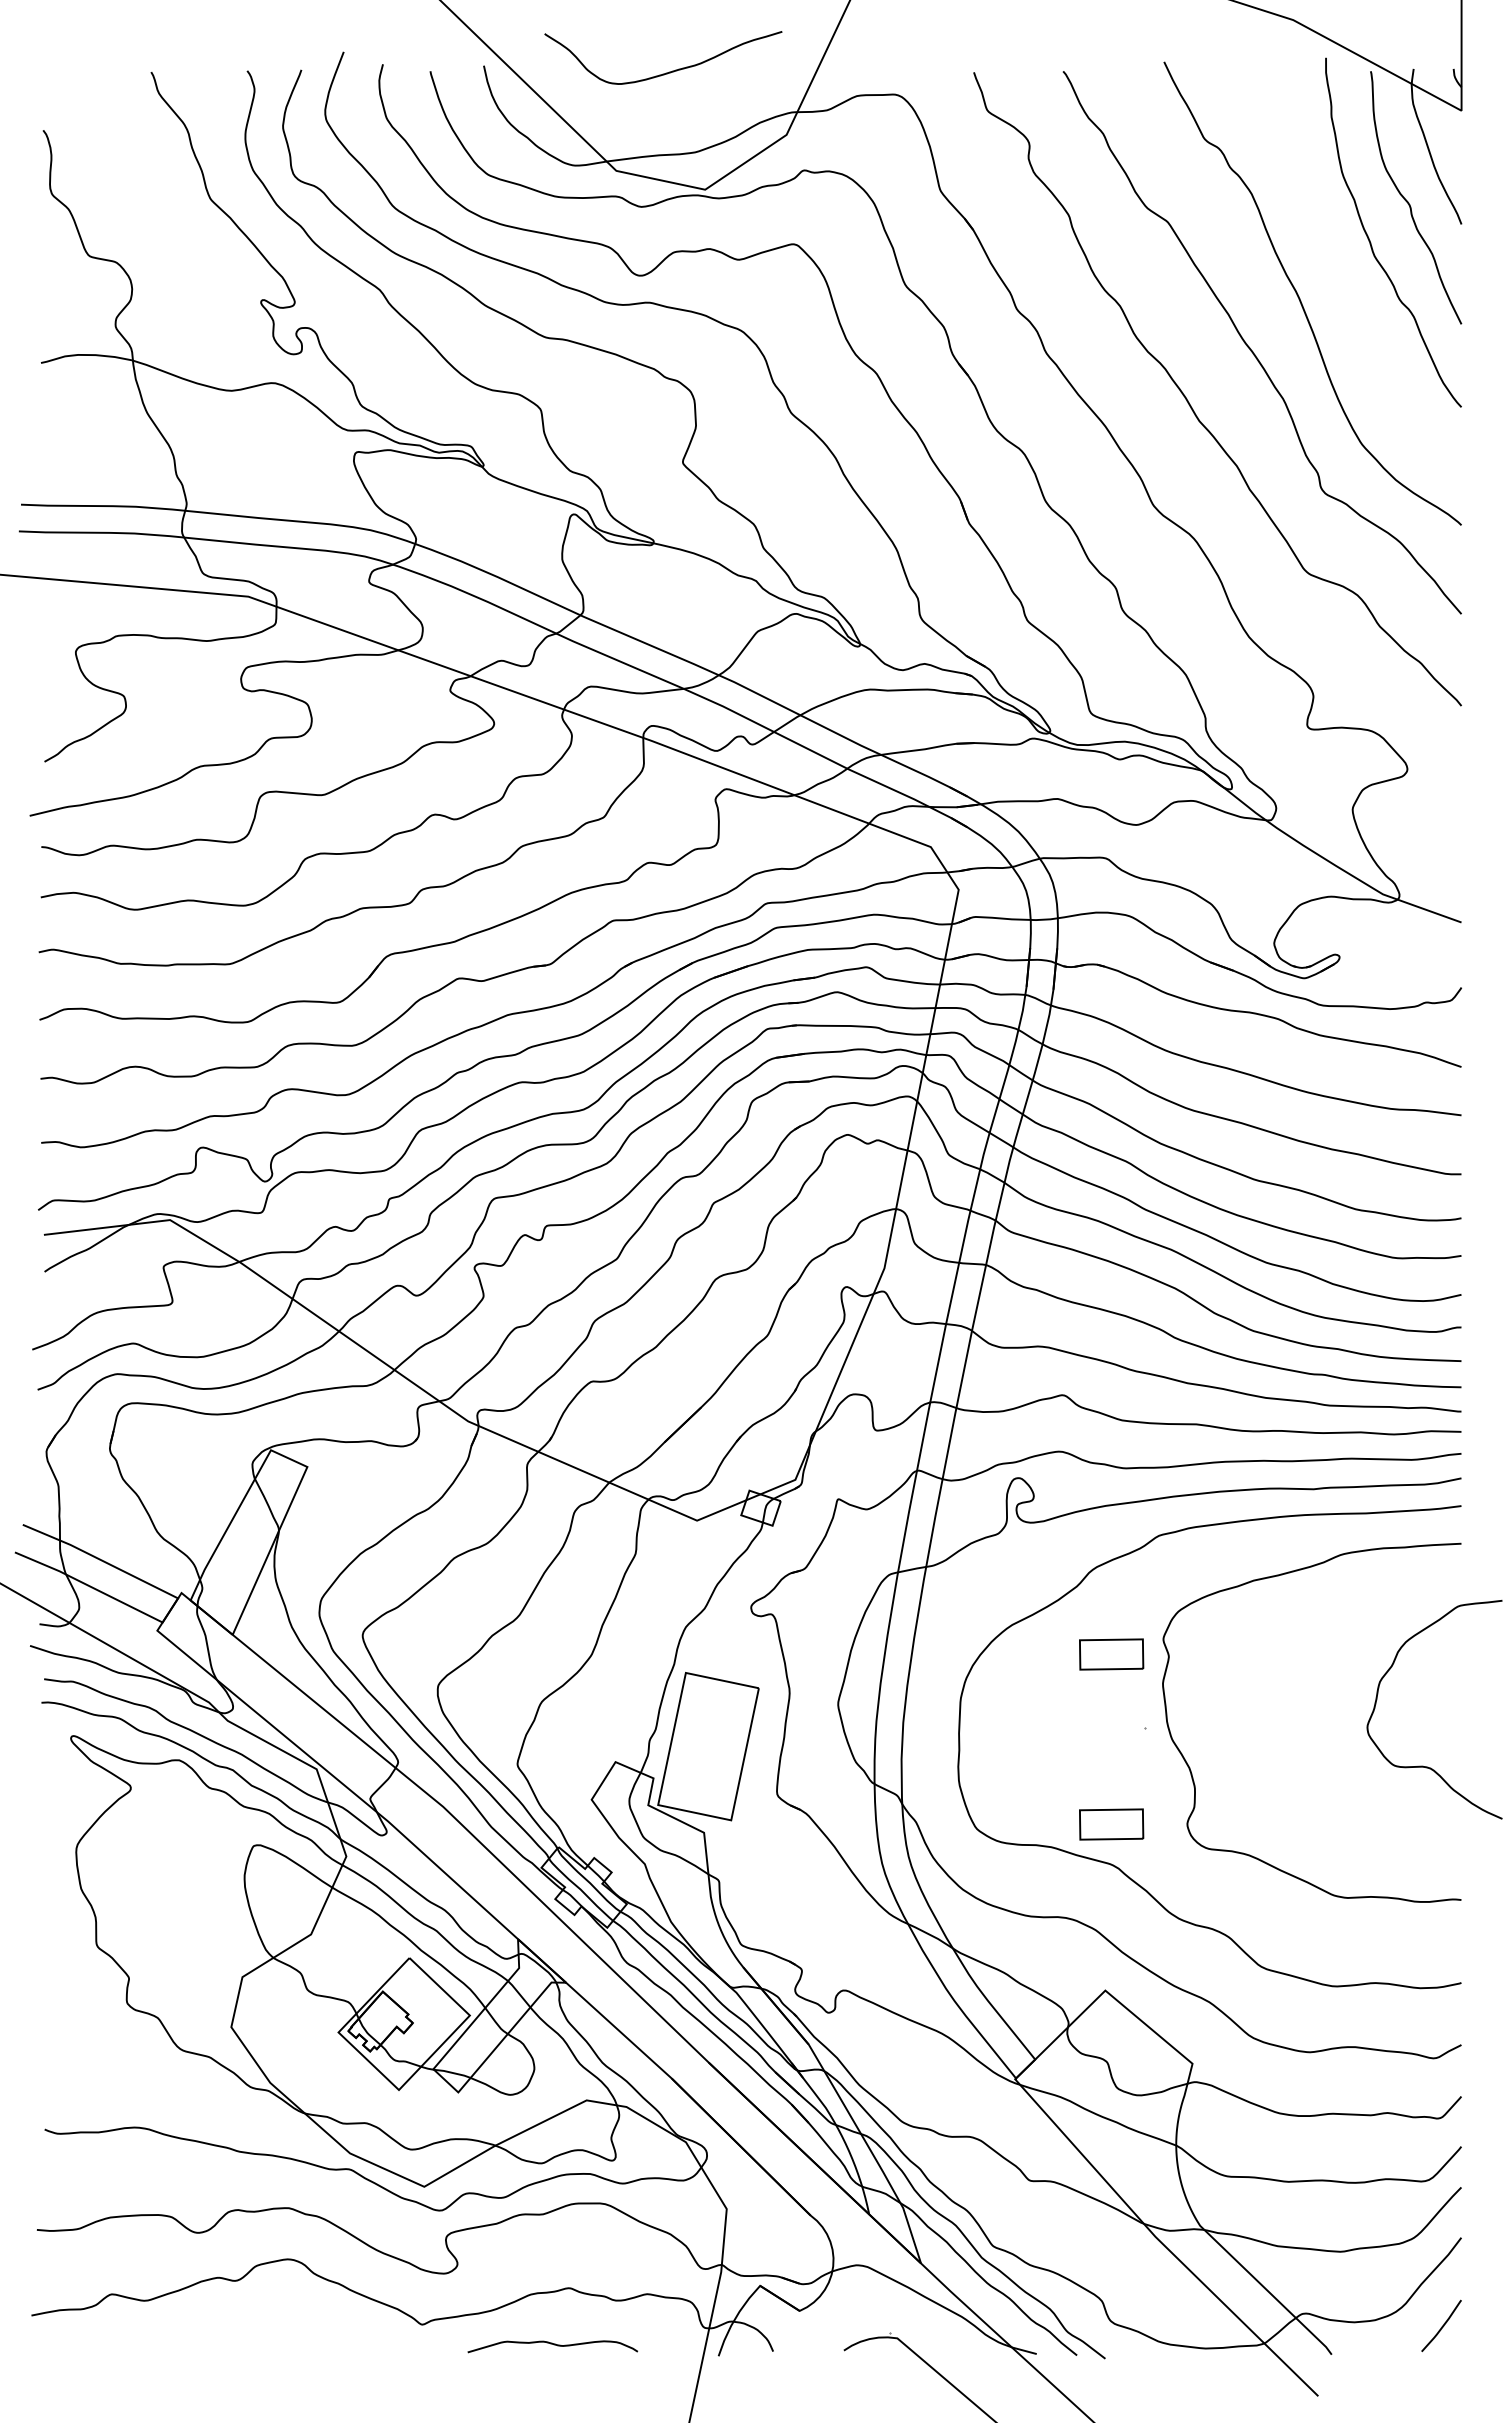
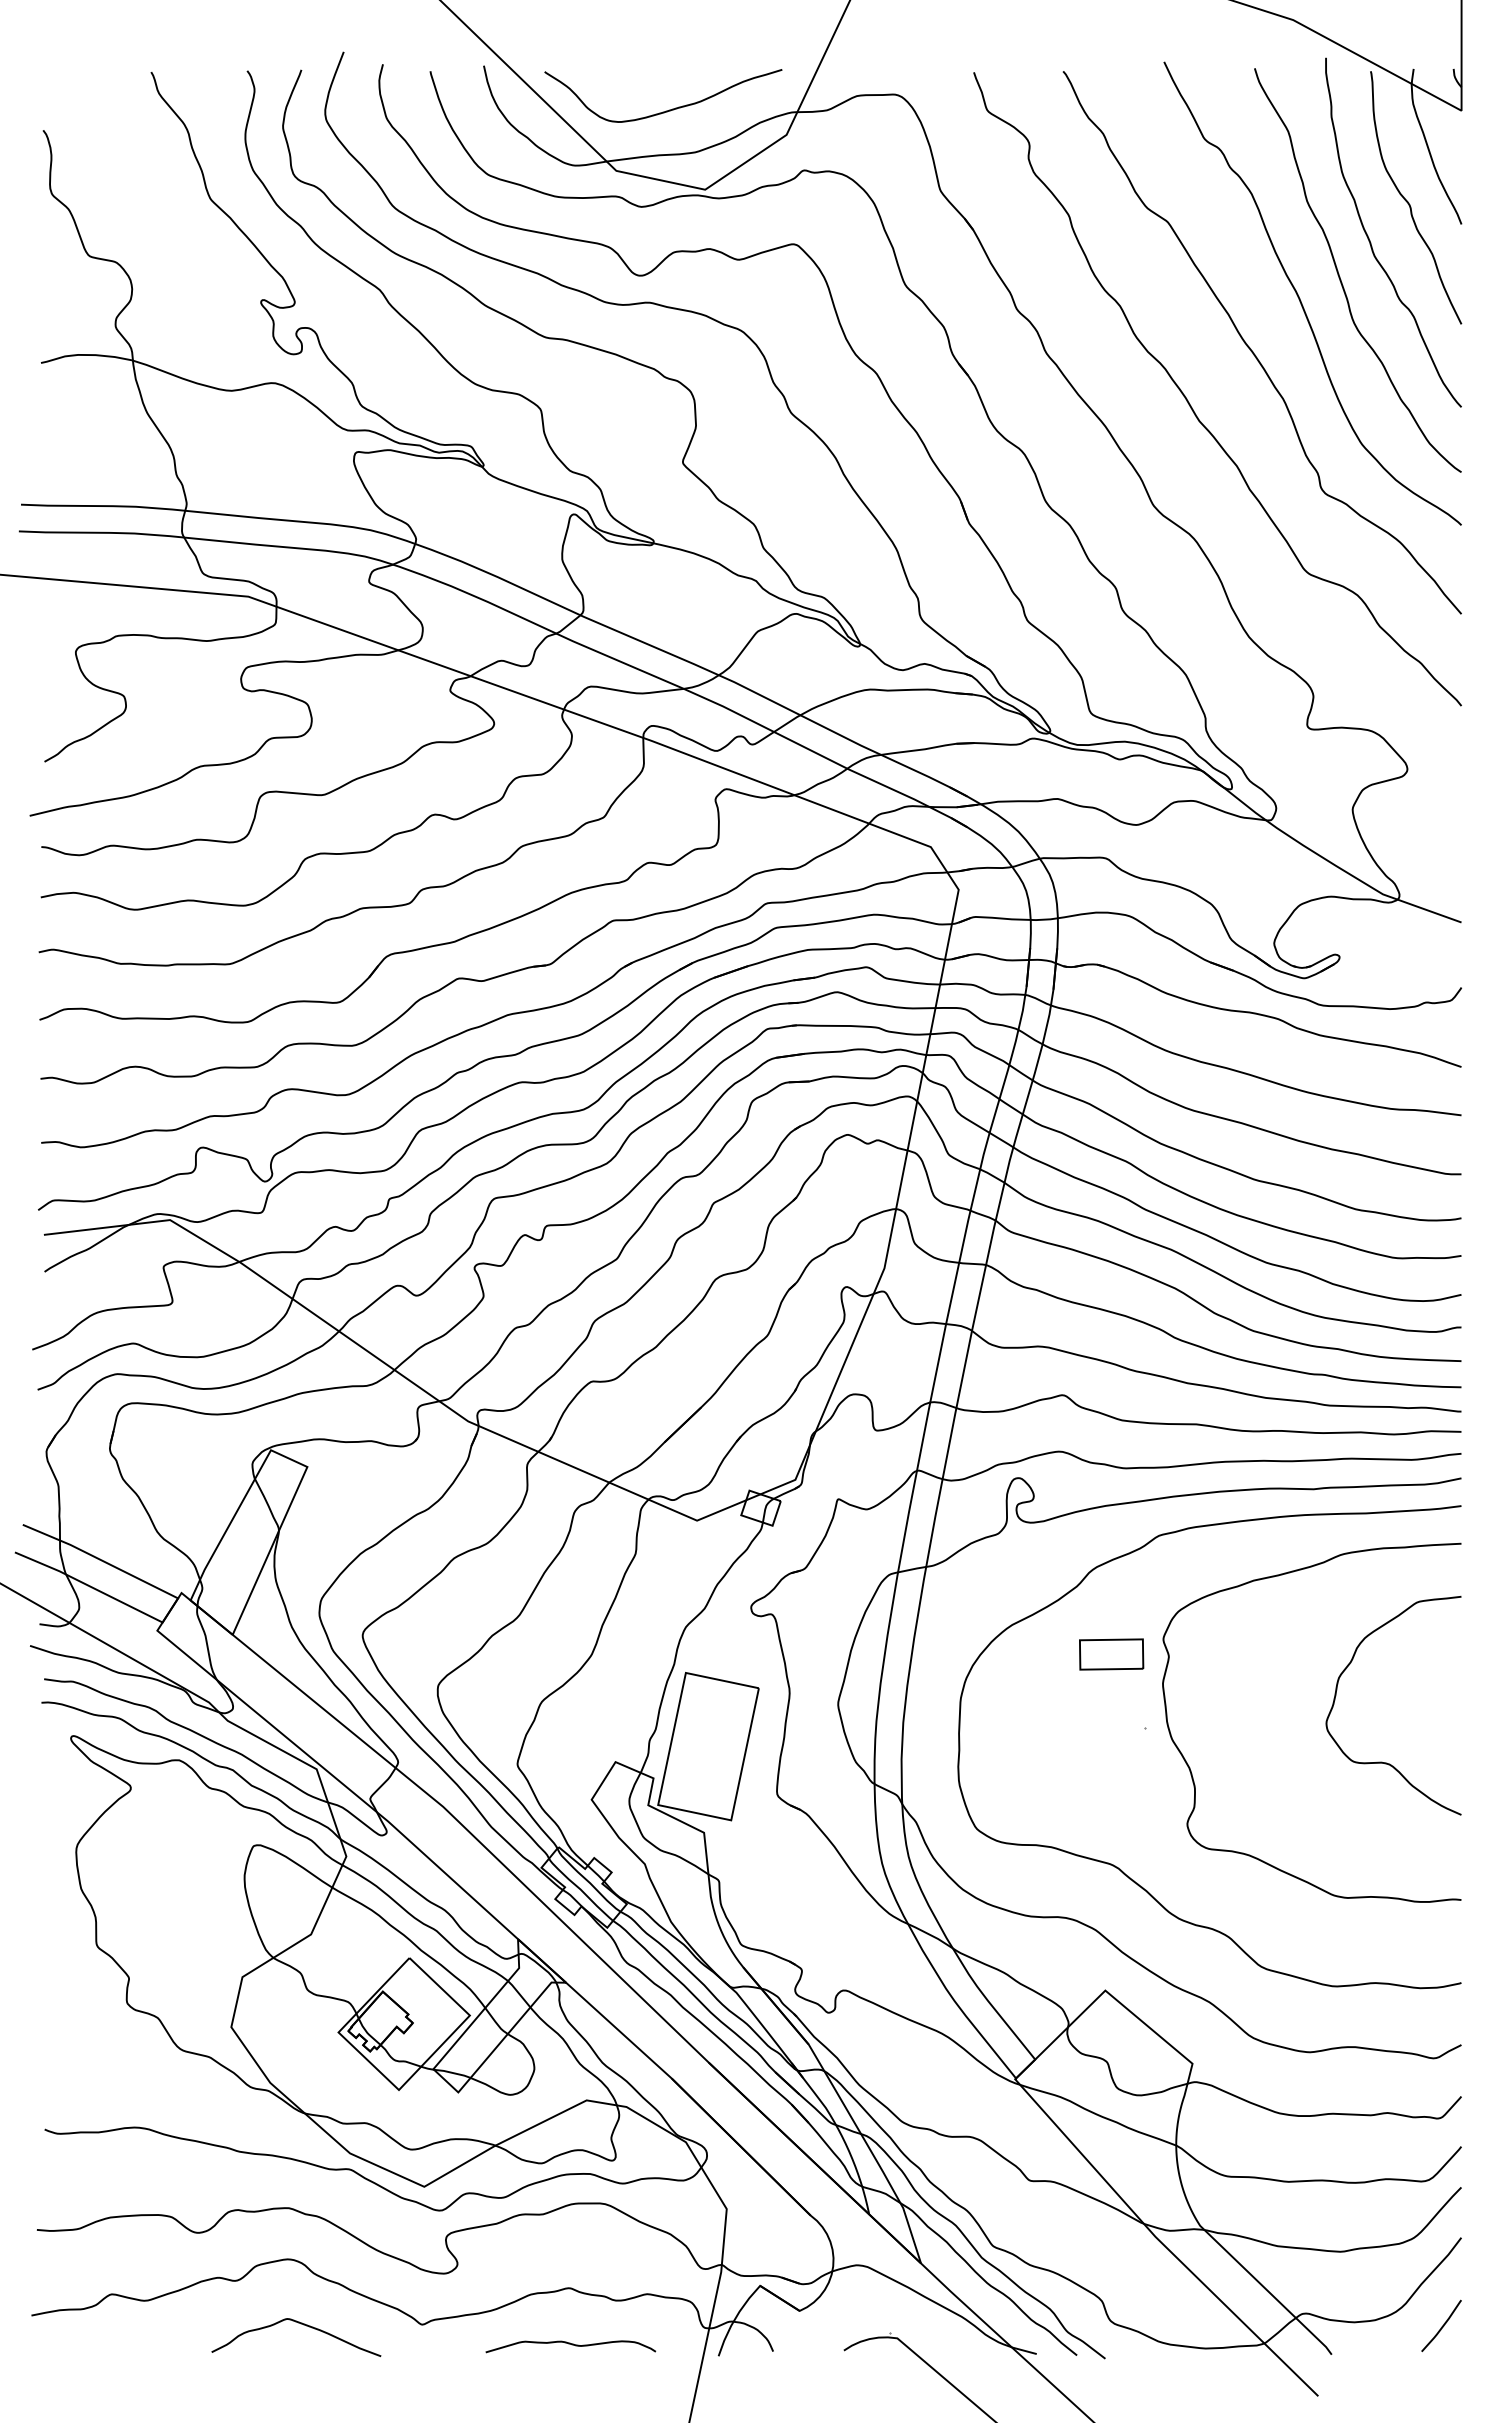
curve position: (669, 71) -> (669, 109) (669, 109)
curve: none -> present (1340, 276)
curve position: (1423, 1765) -> (1382, 1761) (1382, 1761)
part: present -> none (1111, 1824)
curve: none -> present (303, 2325)
curve position: (552, 2344) -> (570, 2344) (570, 2344)
